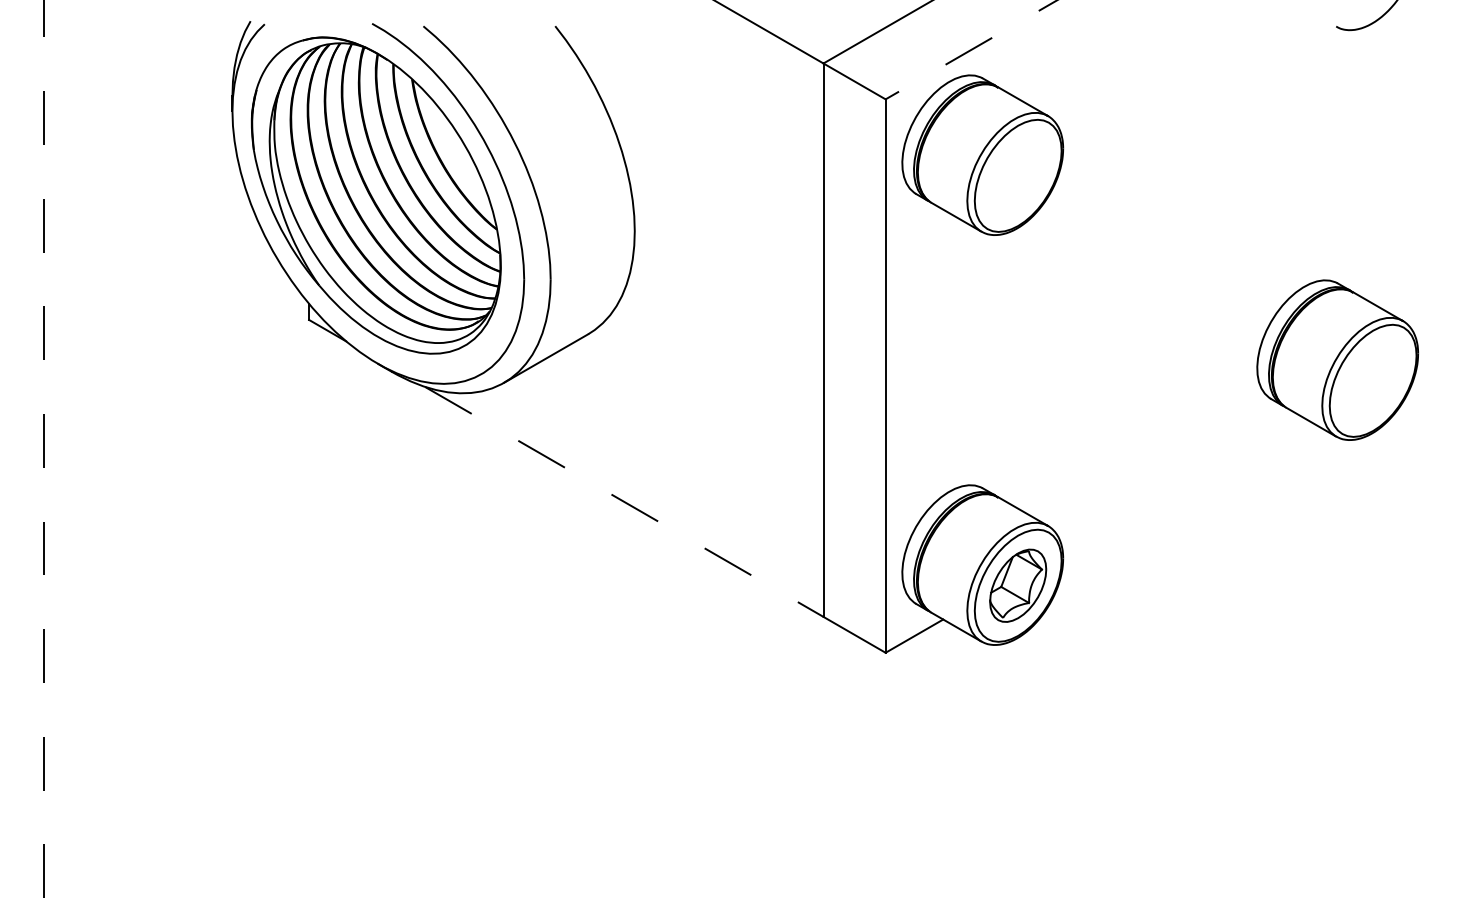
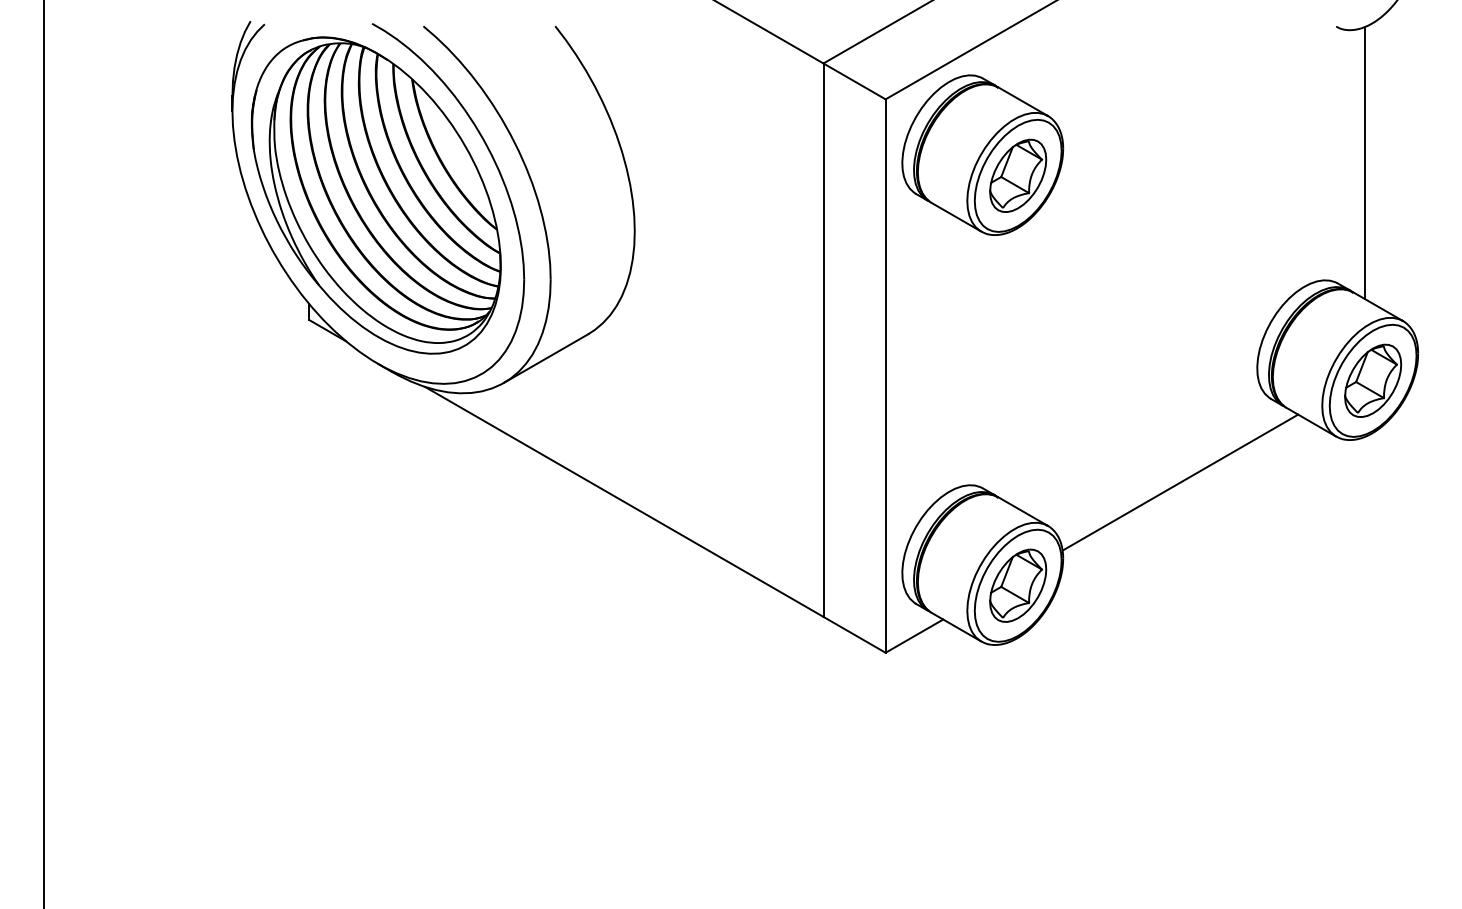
line: dashed -> solid (971, 49)
line: none -> present (1364, 163)
part: none -> present (1018, 175)
part: none -> present (1373, 380)
line: dashed -> solid (43, 454)
line: none -> present (1180, 482)
line: dashed -> solid (624, 501)
